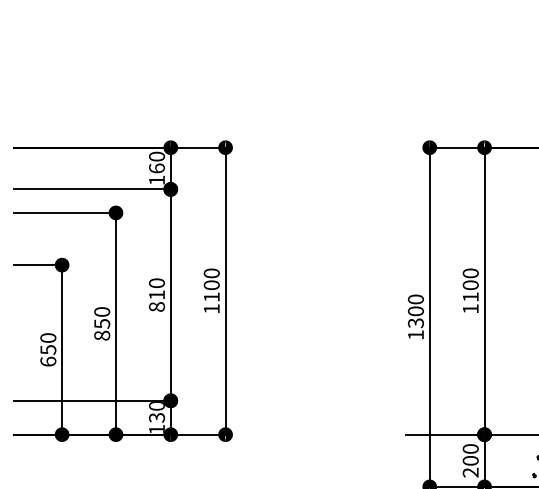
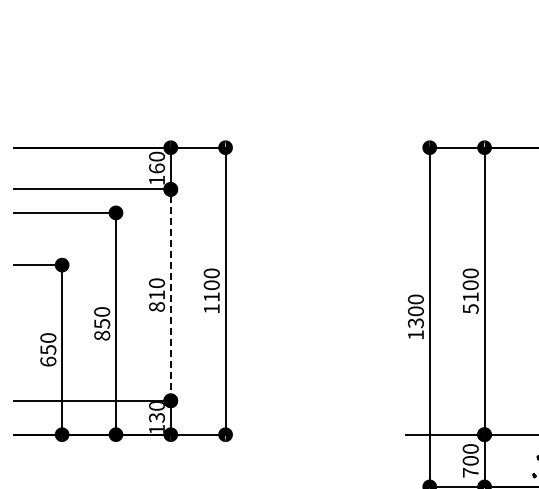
line: solid -> dashed (170, 295)
text: 1100 -> 5100 (470, 309)
text: 200 -> 700 (470, 472)
